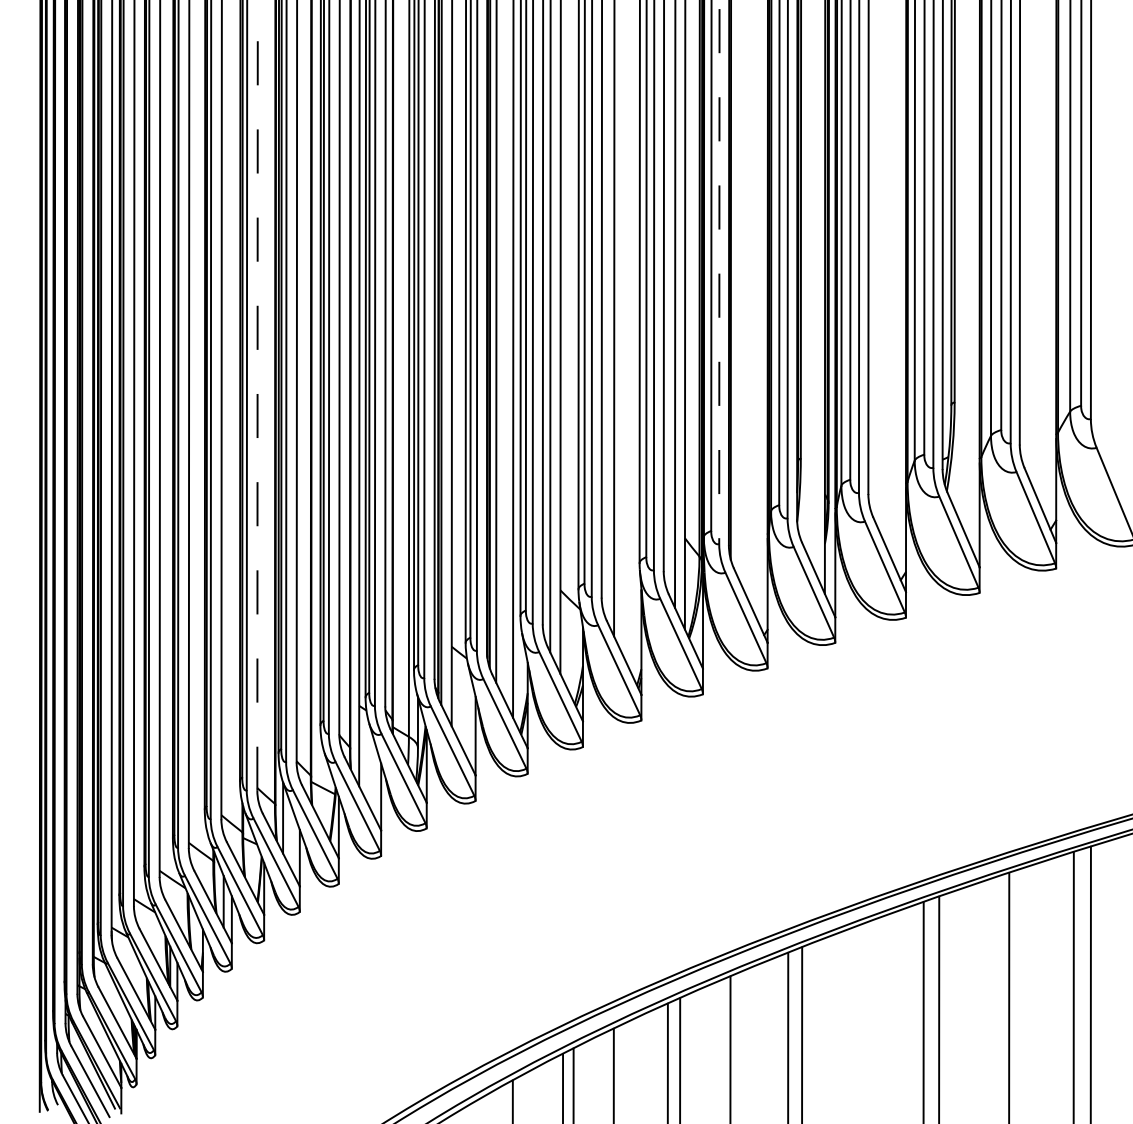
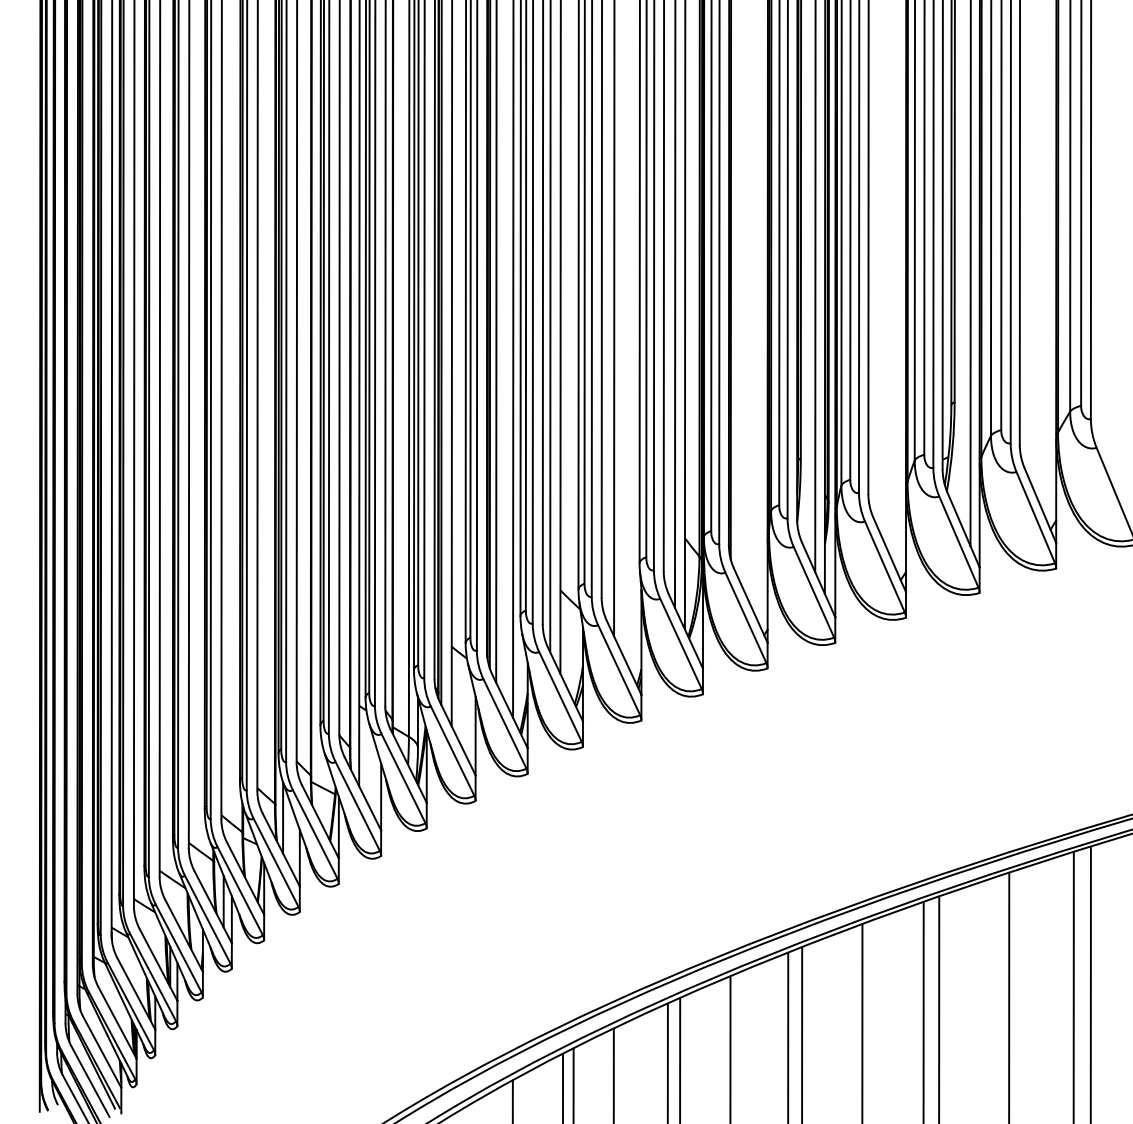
line: dashed -> solid (719, 272)
line: none -> present (970, 274)
line: none -> present (815, 287)
line: dashed -> solid (257, 394)
line: none -> present (862, 1022)
